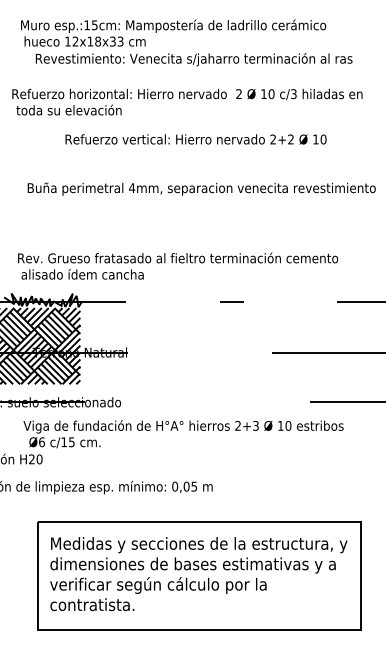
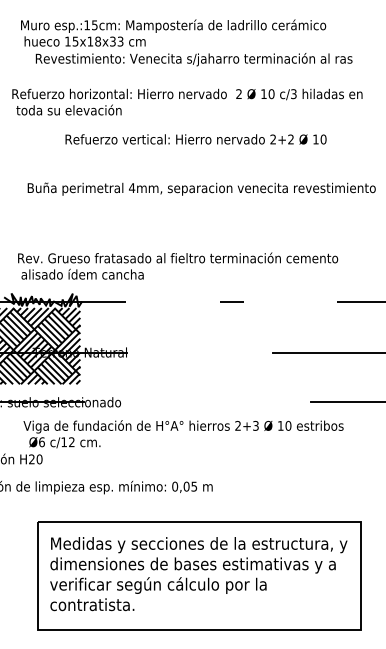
text: 12x18x33 -> 15x18x33 (75, 41)
text: c/15 -> c/12 (71, 442)
